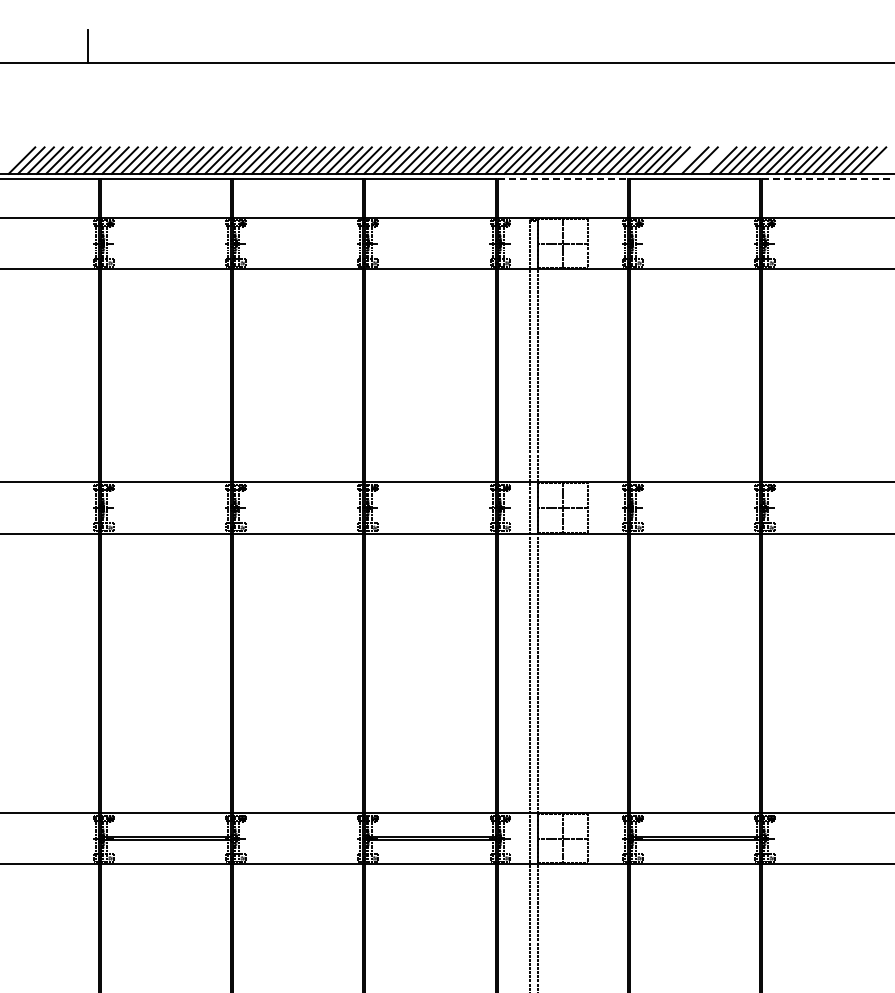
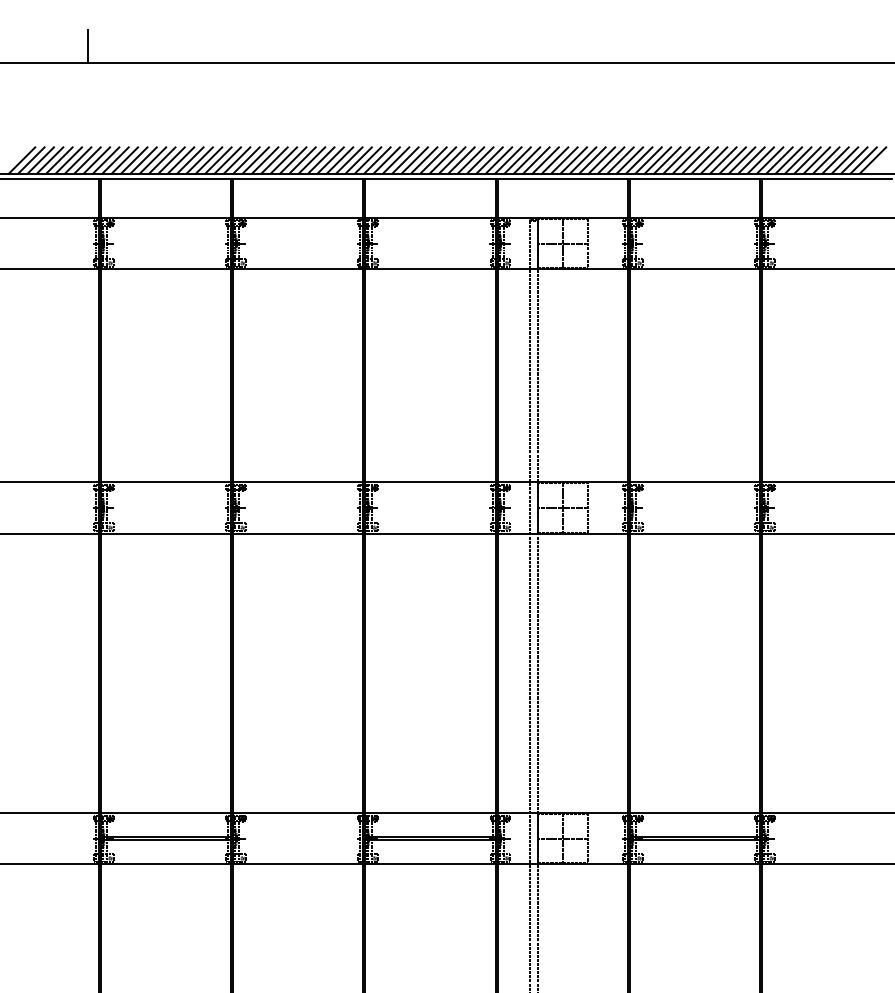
line: none -> present (685, 160)
line: none -> present (713, 160)
line: dashed -> solid (563, 179)
line: dashed -> solid (827, 179)
